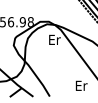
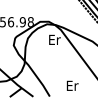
text position: (81, 85) -> (72, 85) (72, 85)
